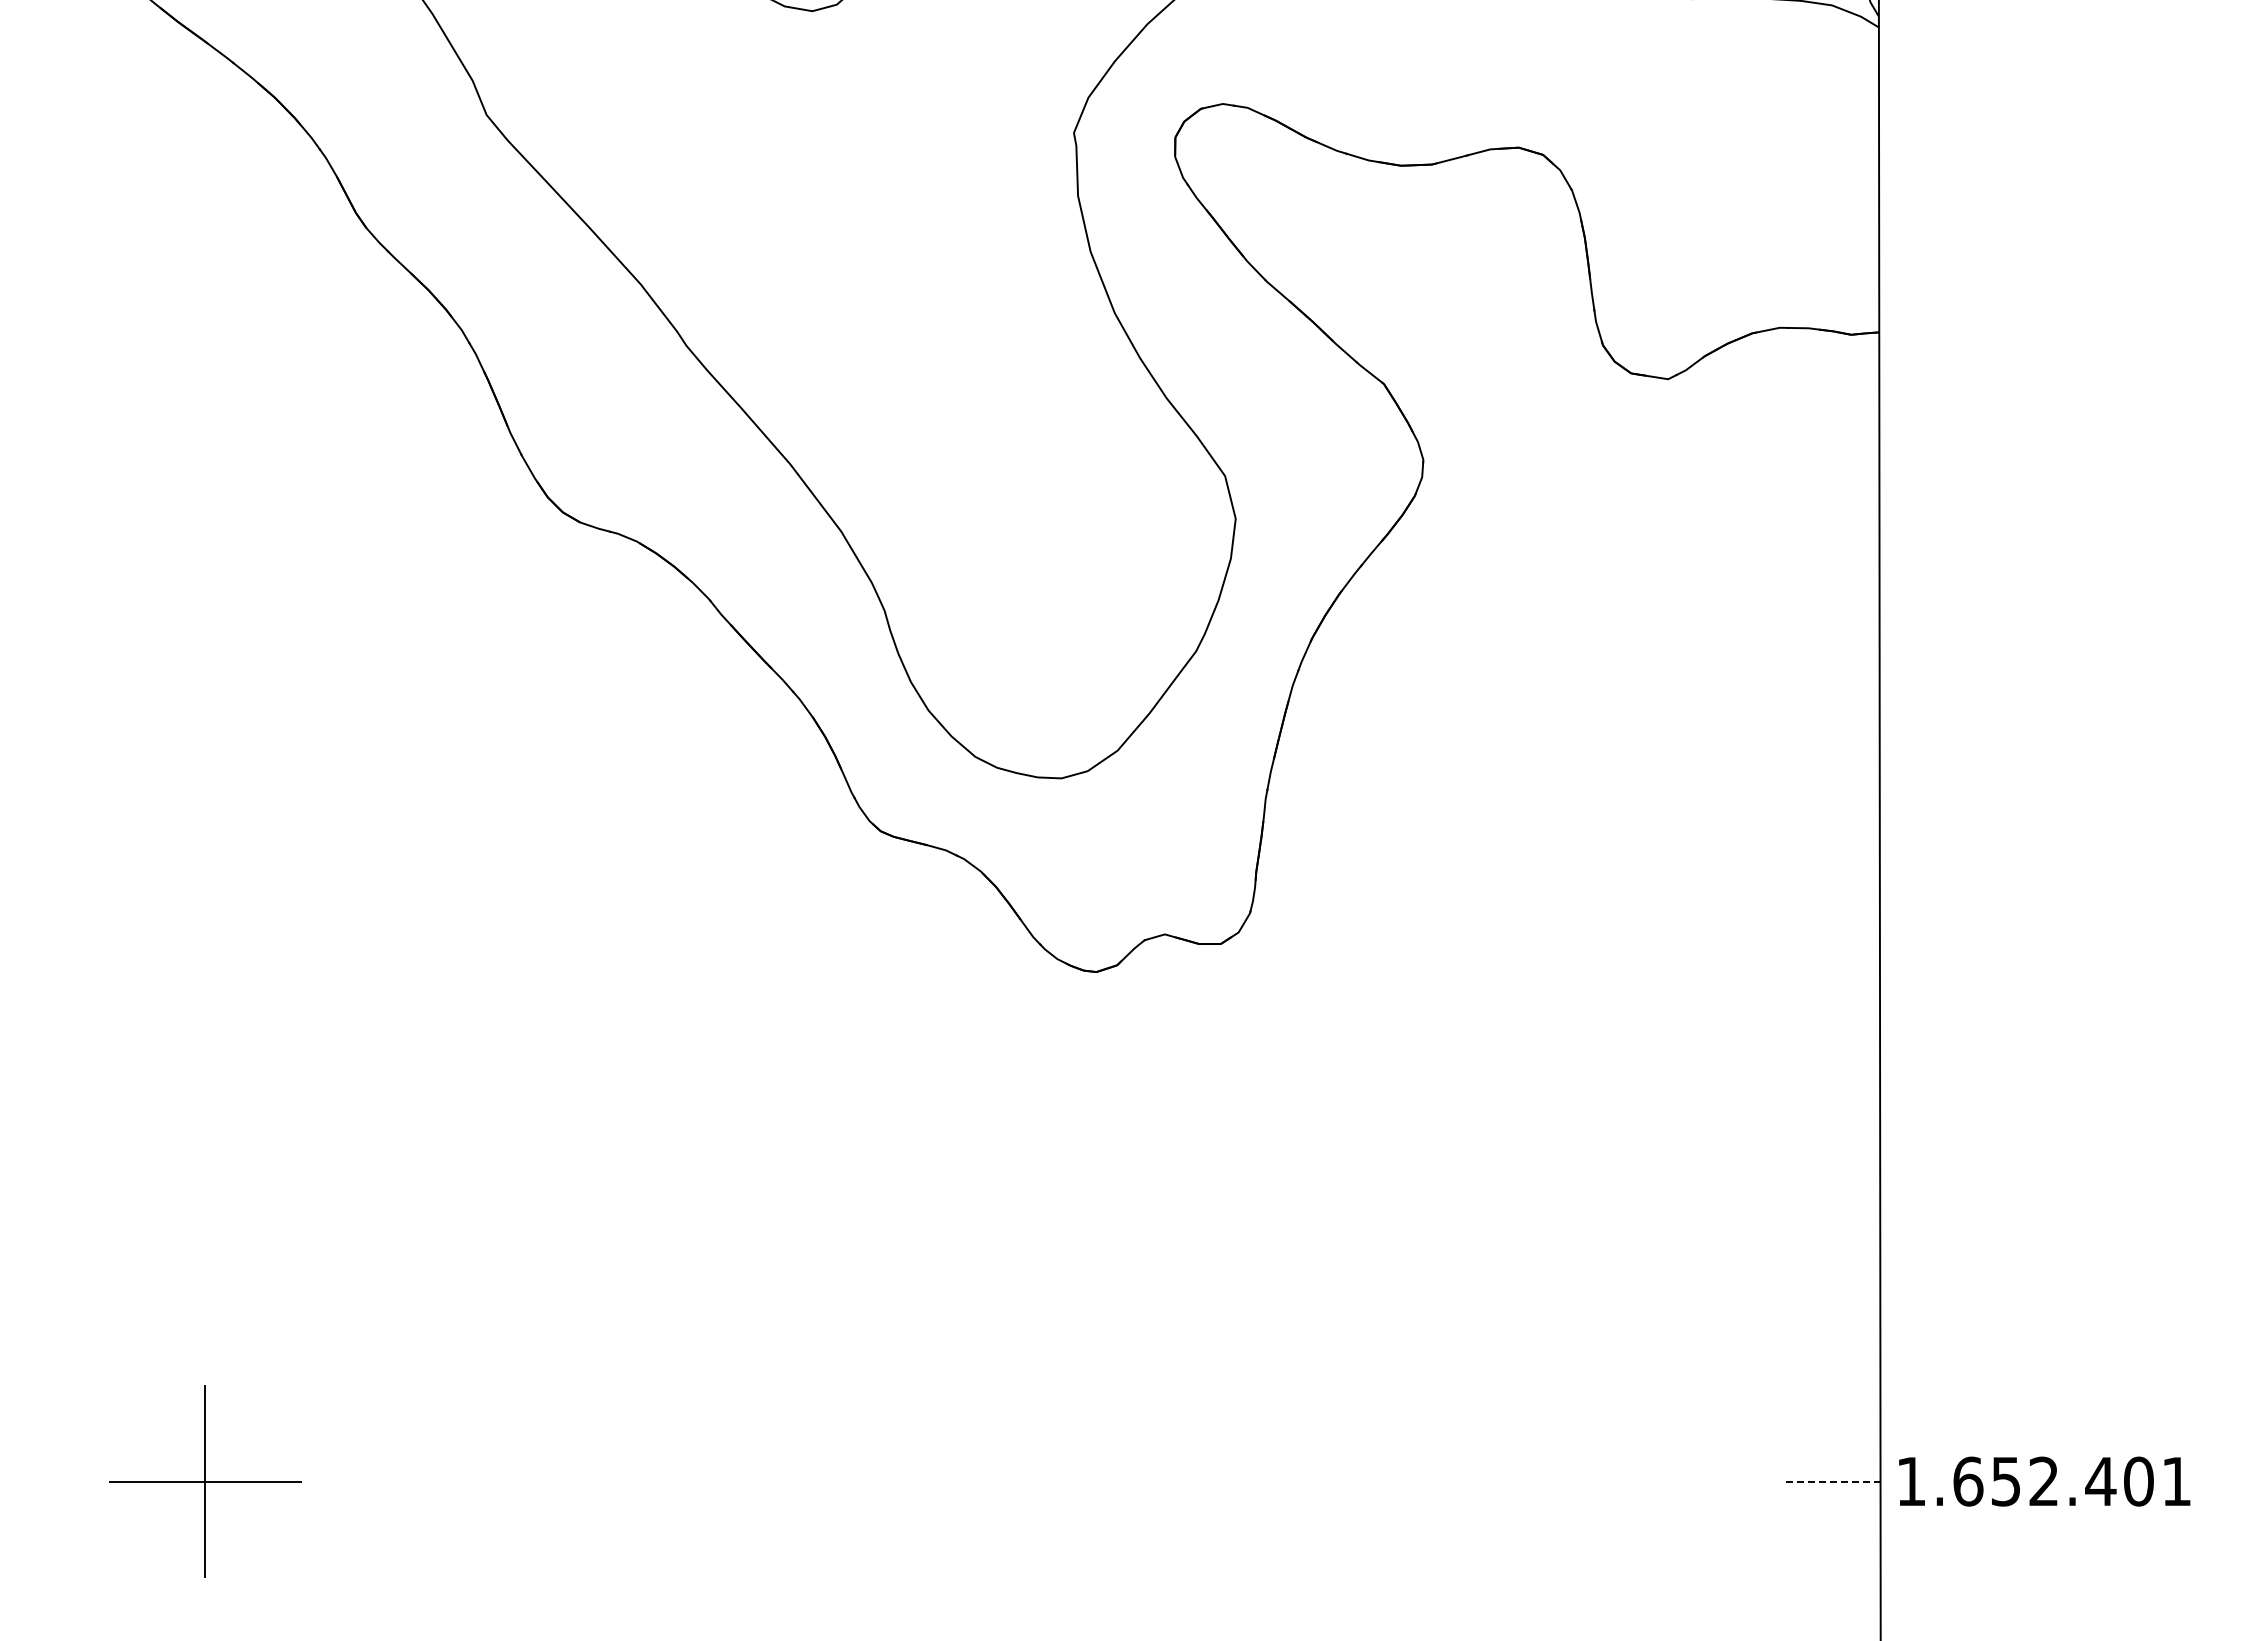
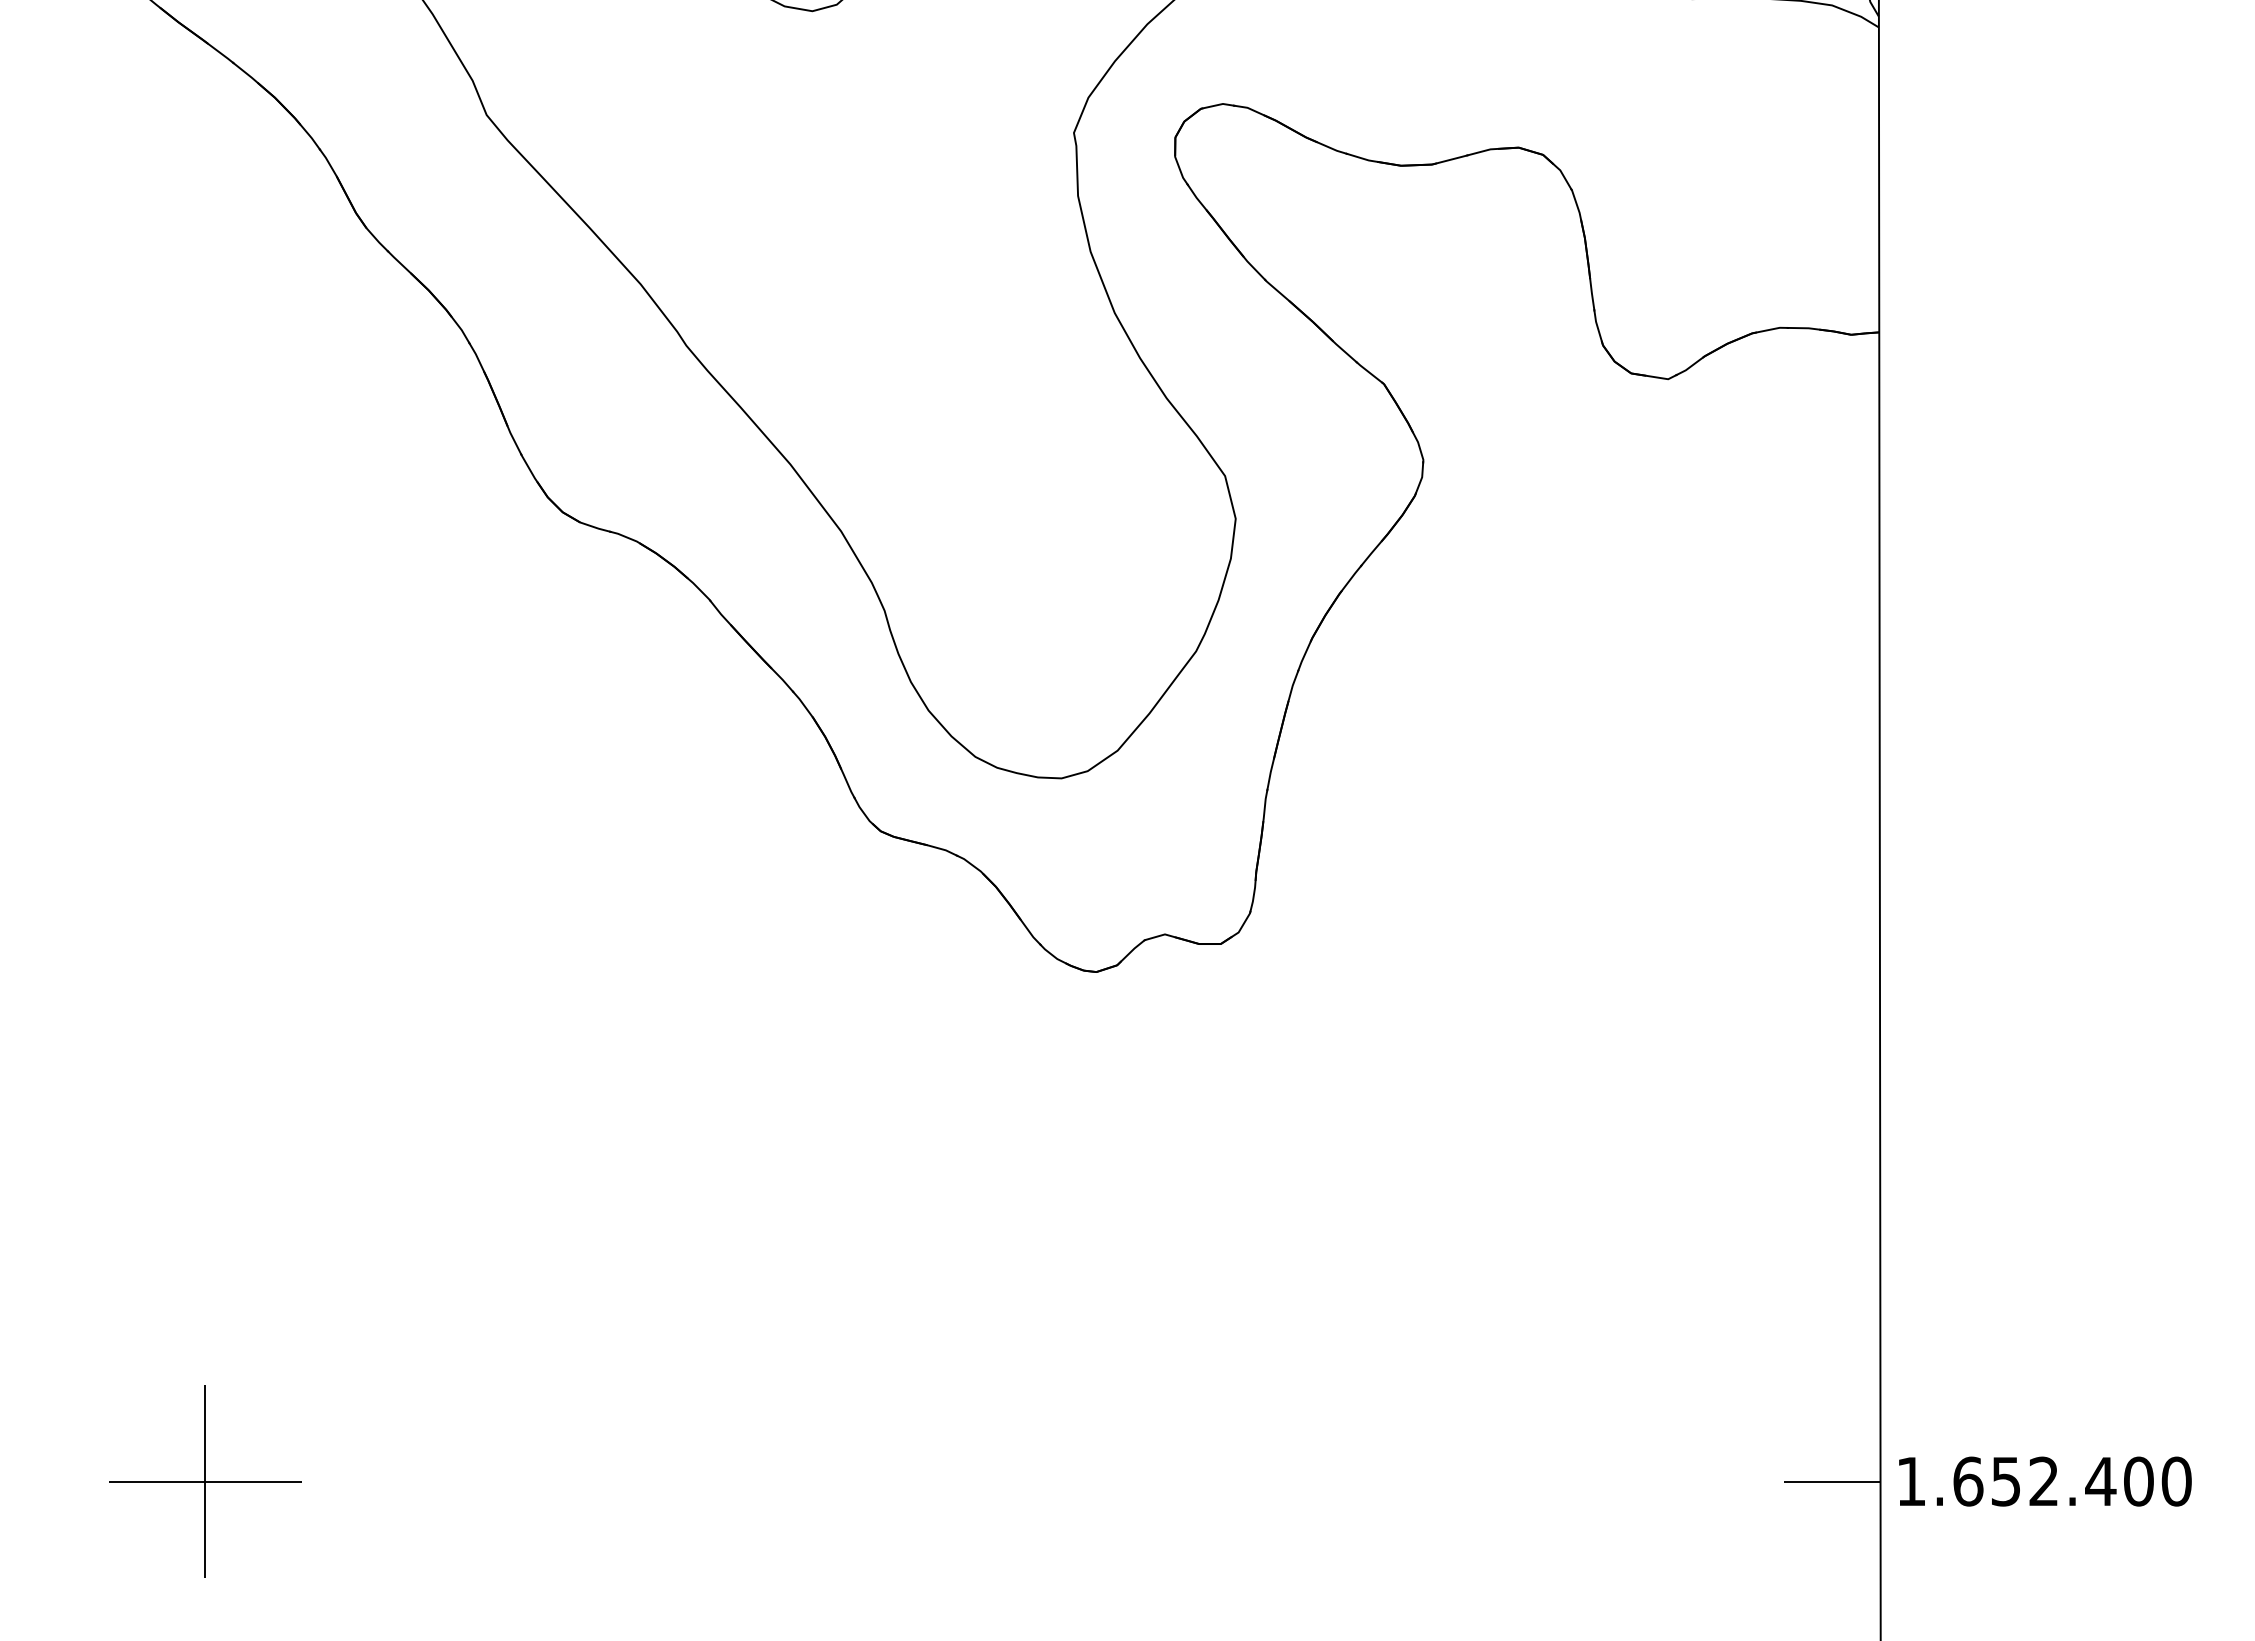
line: dashed -> solid (1831, 1481)
text: 1.652.401 -> 1.652.400 (2176, 1481)
